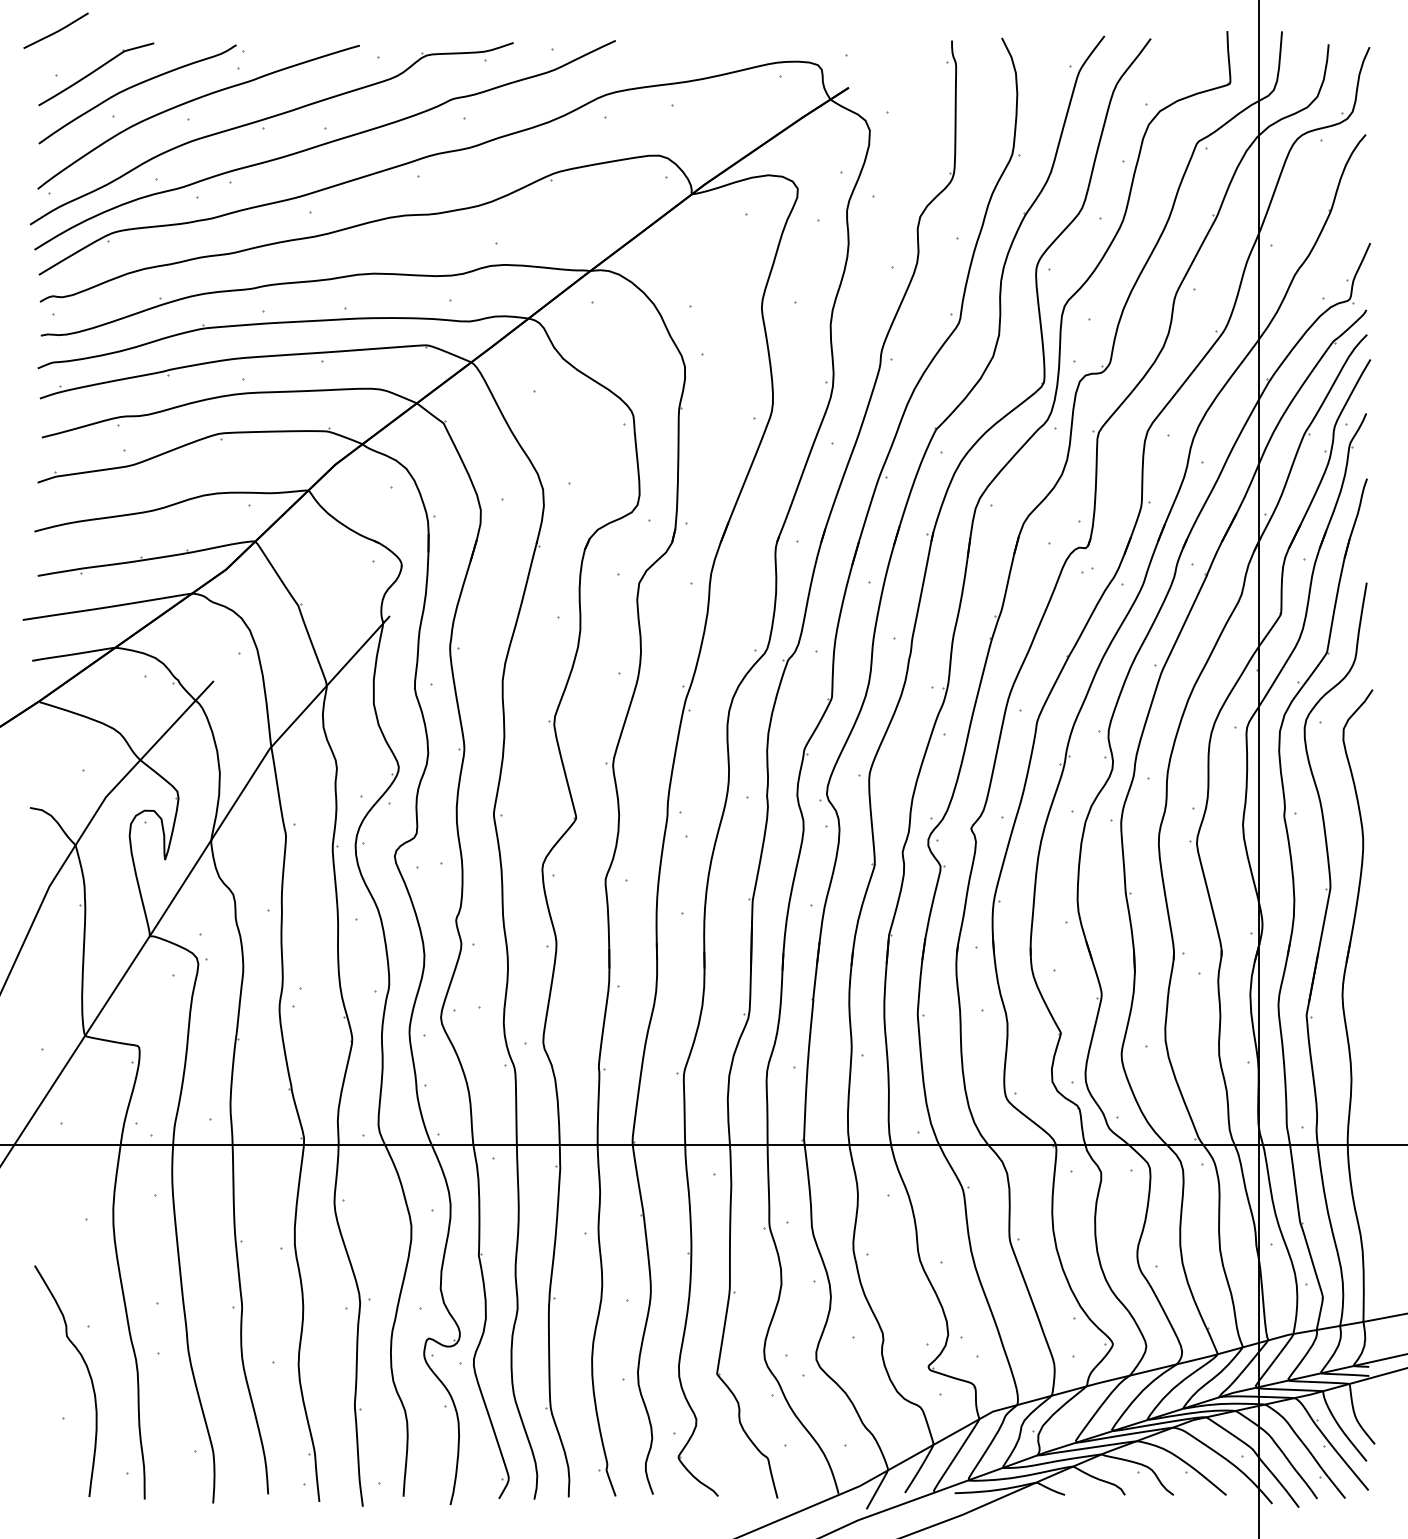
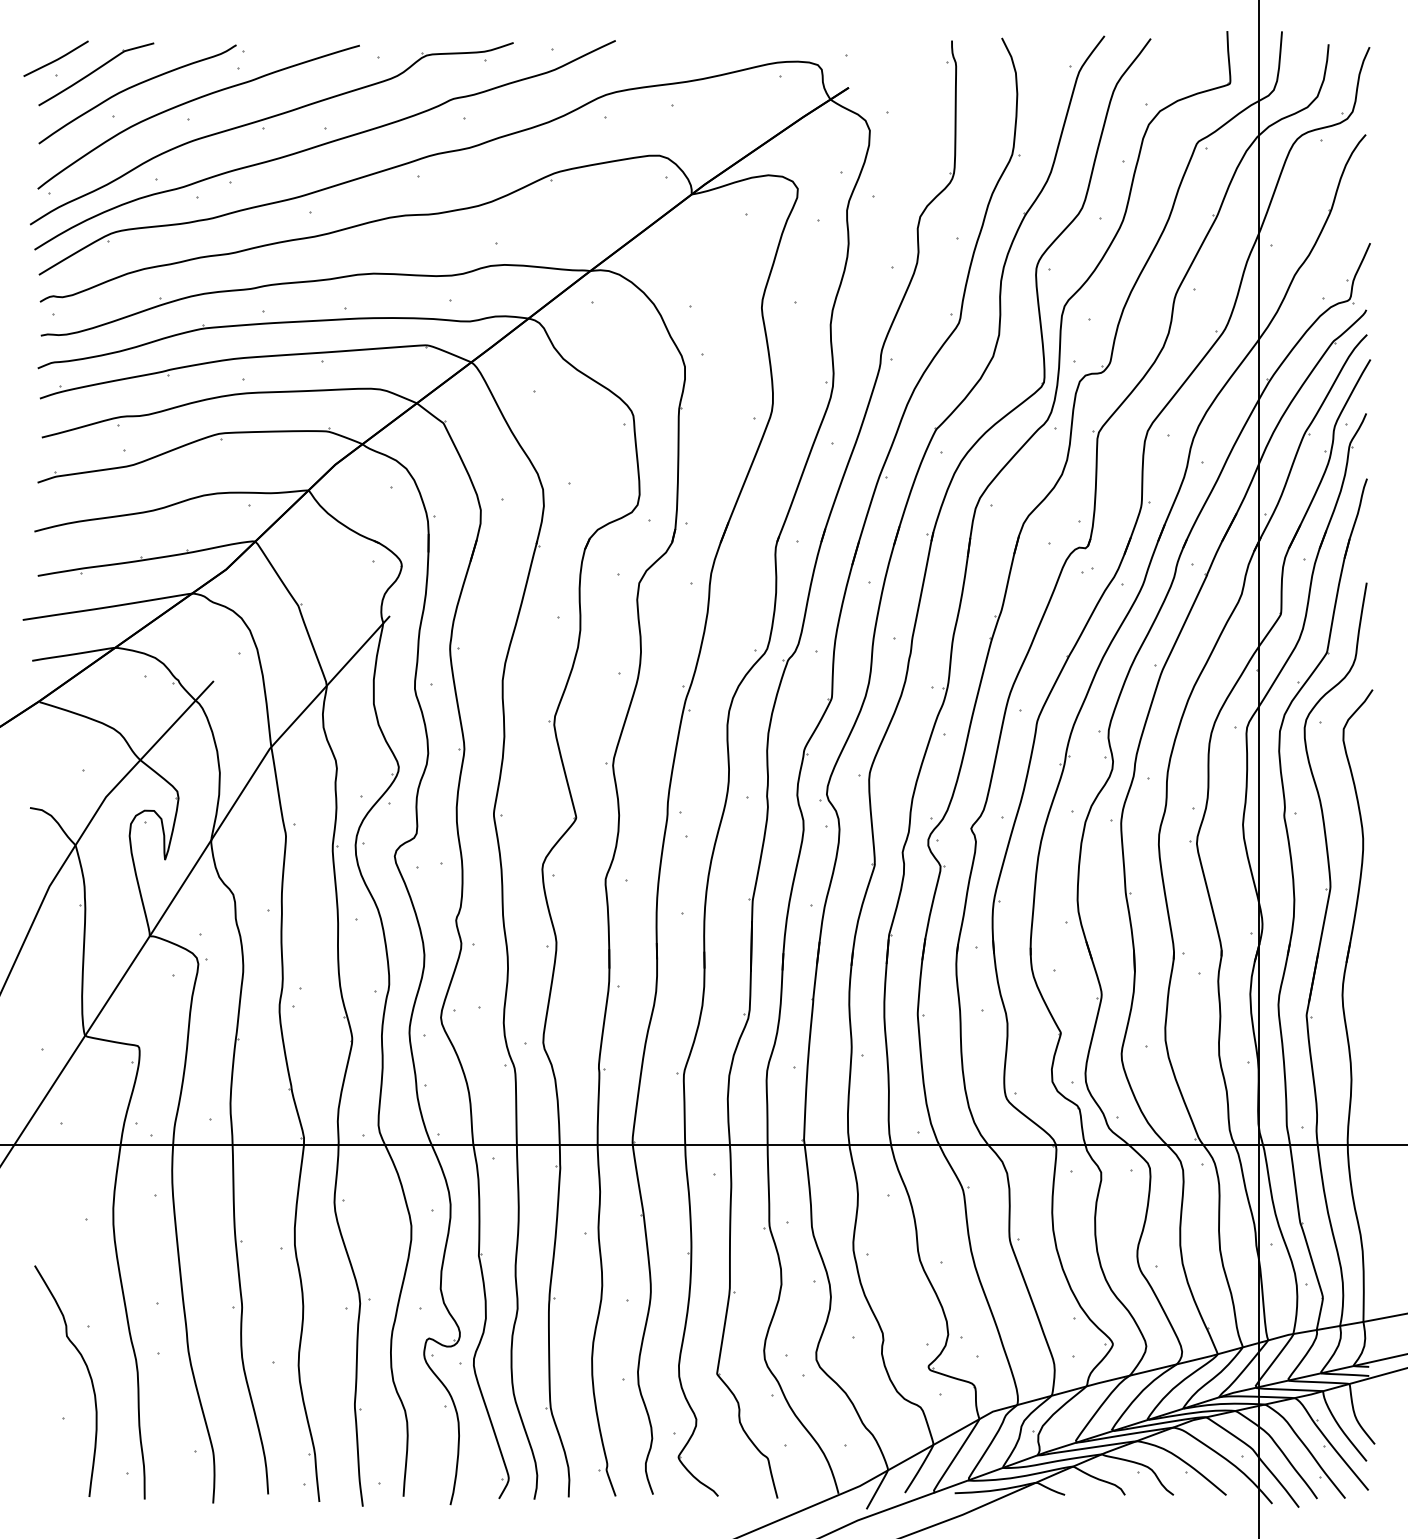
curve position: (55, 31) -> (55, 59) (55, 59)
